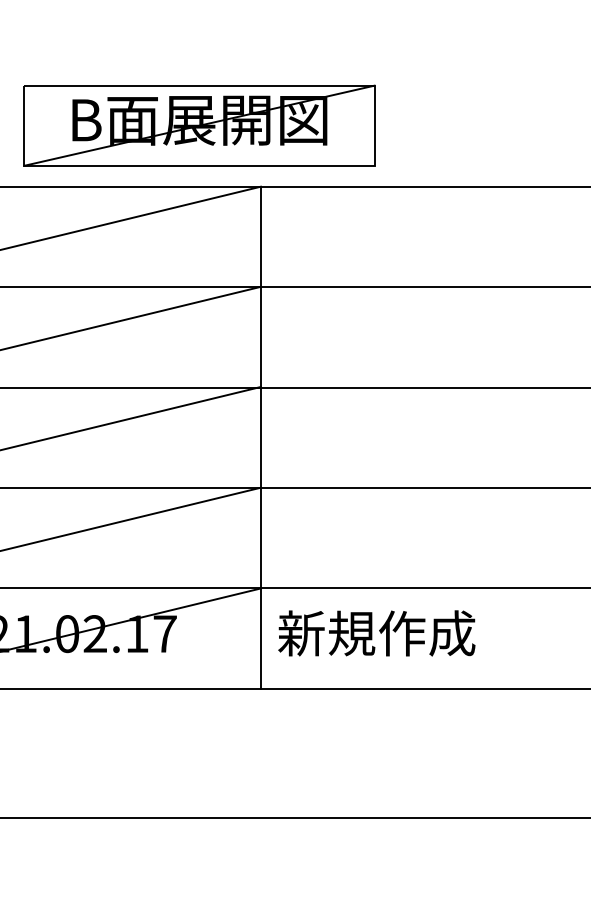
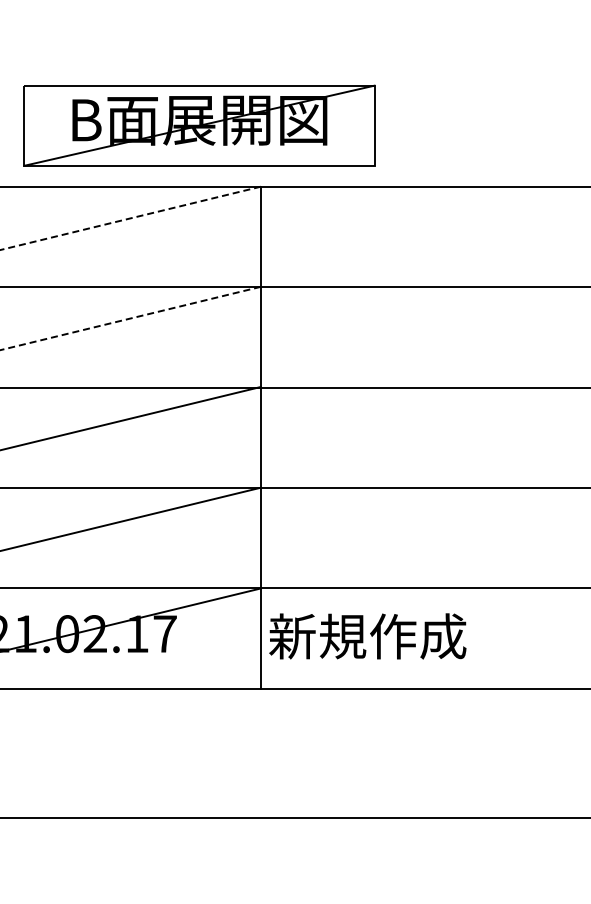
line: solid -> dashed (130, 218)
line: solid -> dashed (130, 318)
text position: (376, 633) -> (367, 636) (367, 636)
